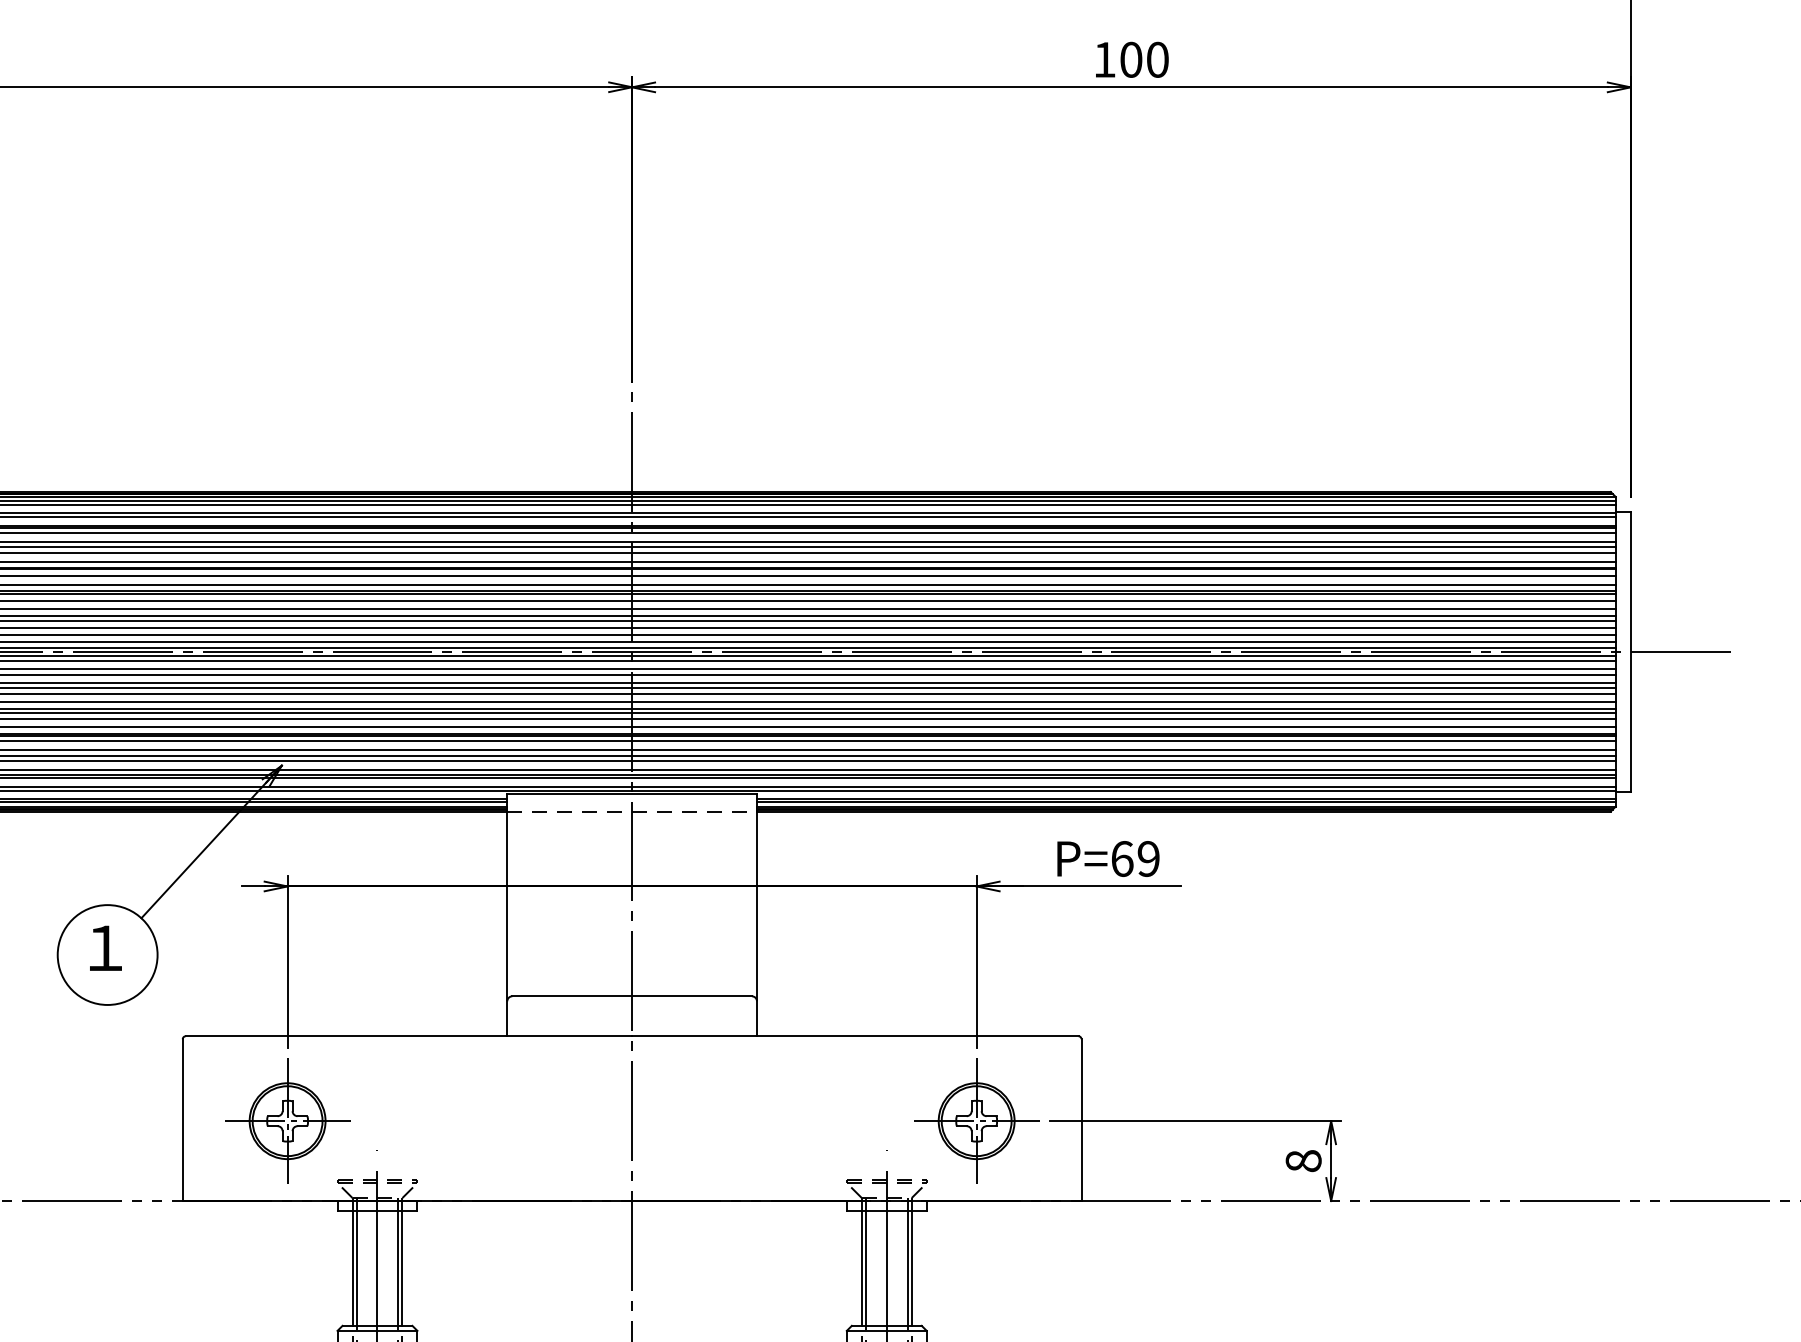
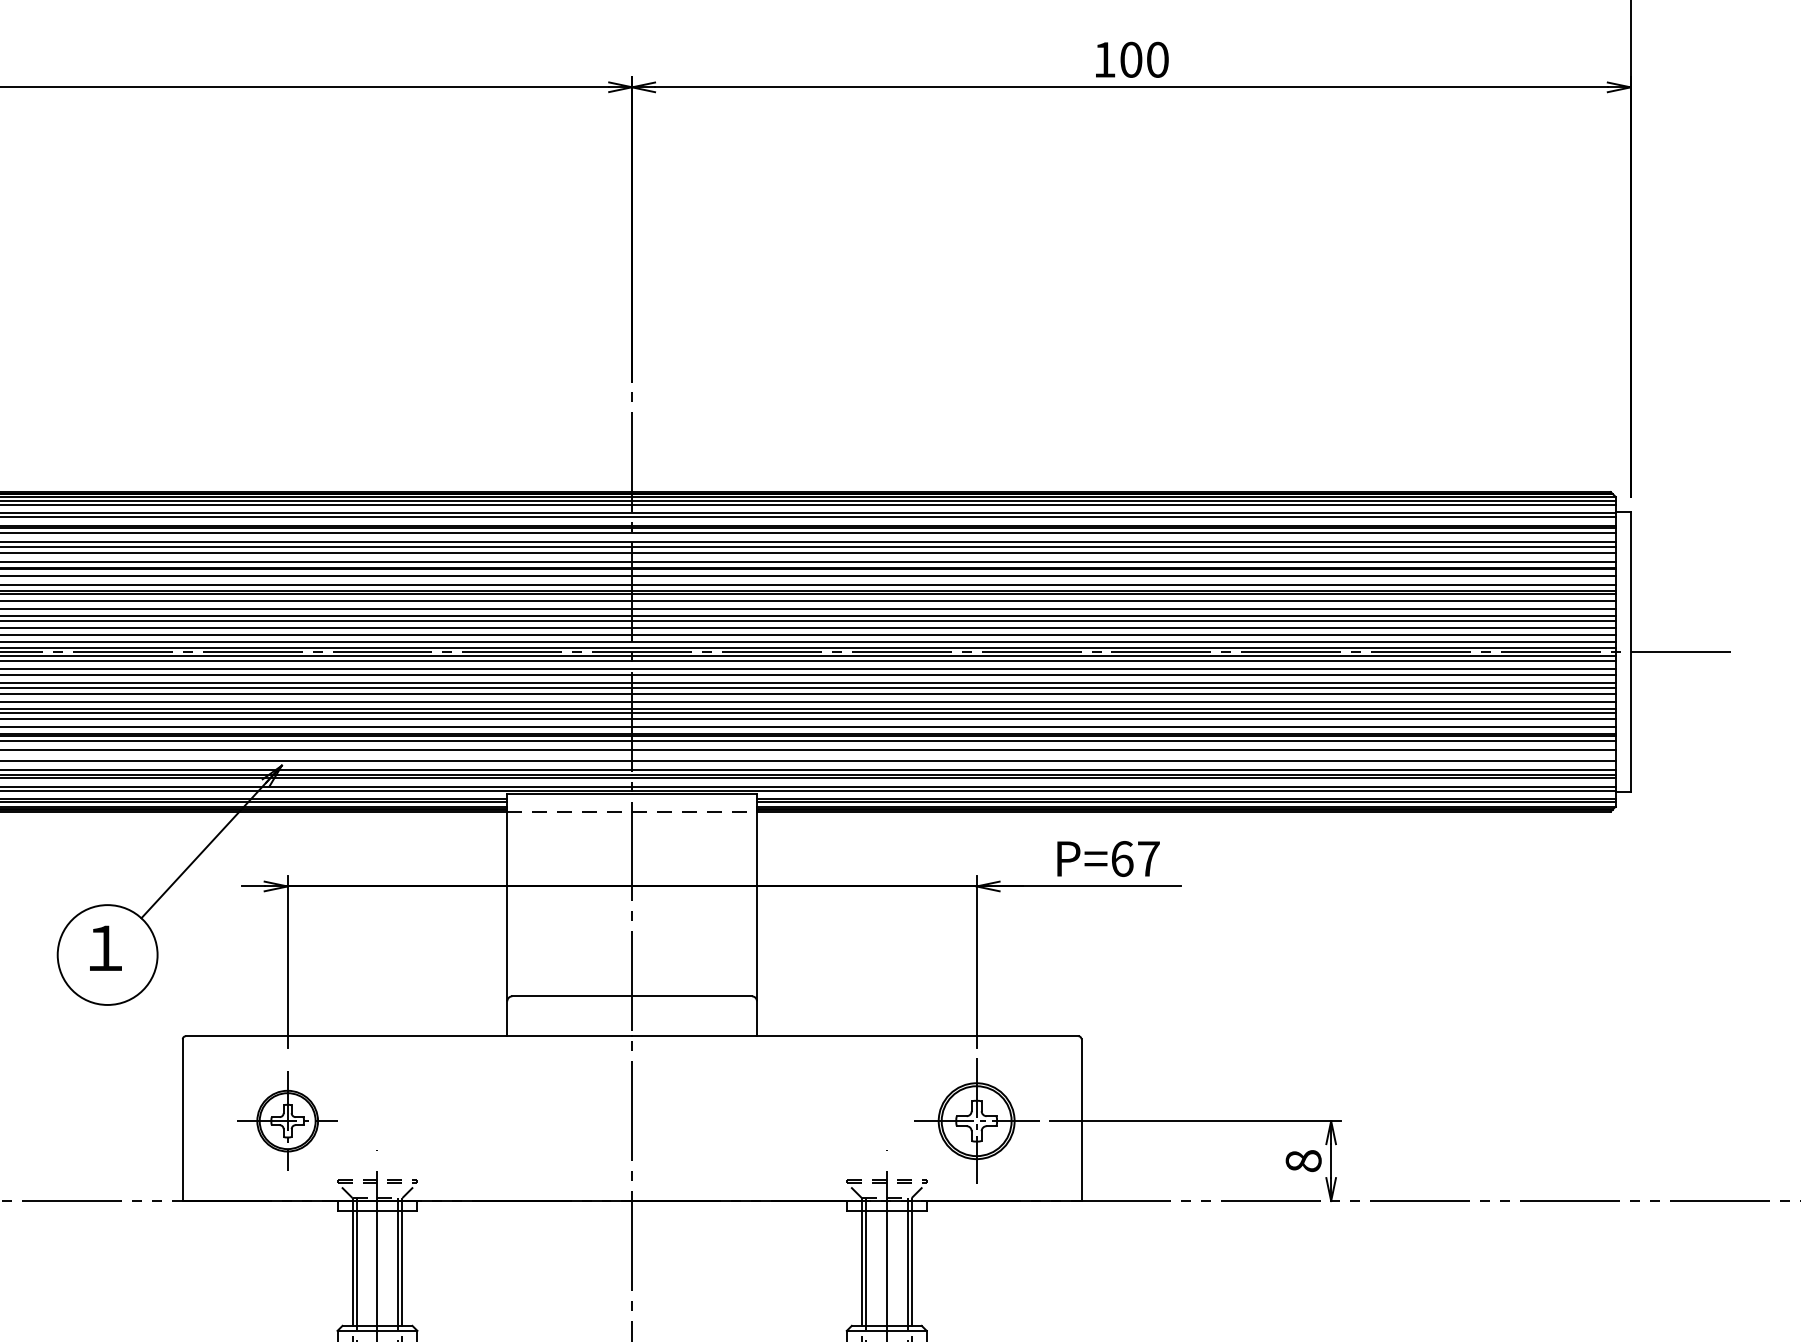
line: present -> none (808, 756)
text: P=69 -> P=67 (1148, 858)
part size: 126x126 px -> 101x100 px (287, 1120)
